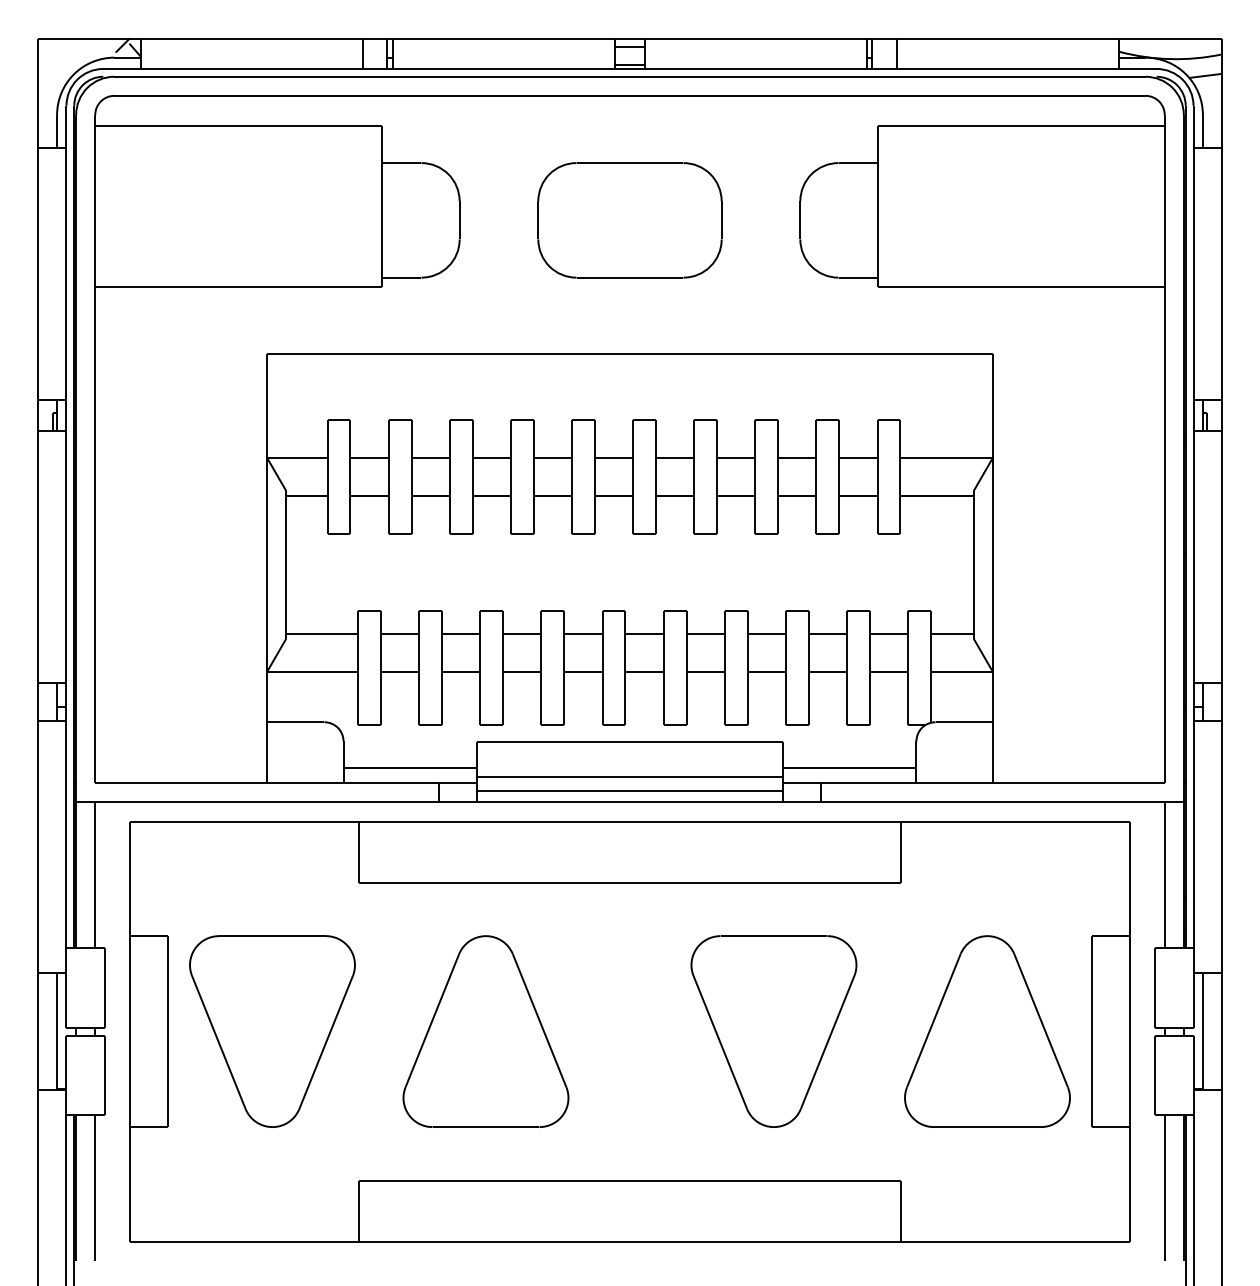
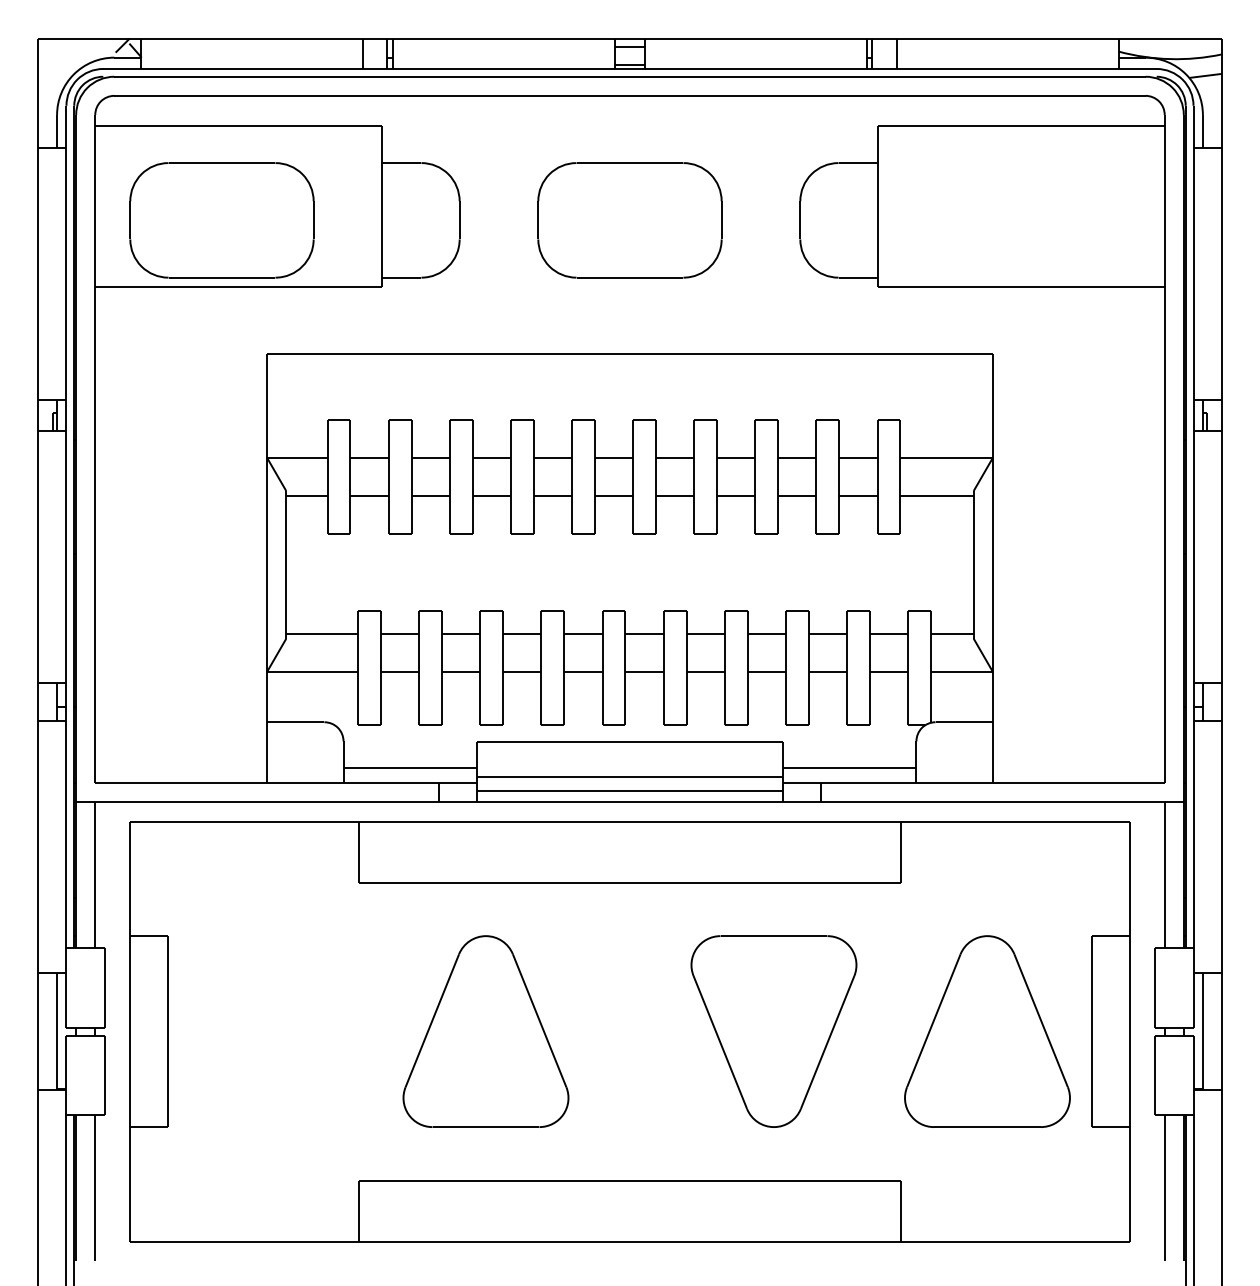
part: none -> present (221, 220)
part: present -> none (272, 1031)
